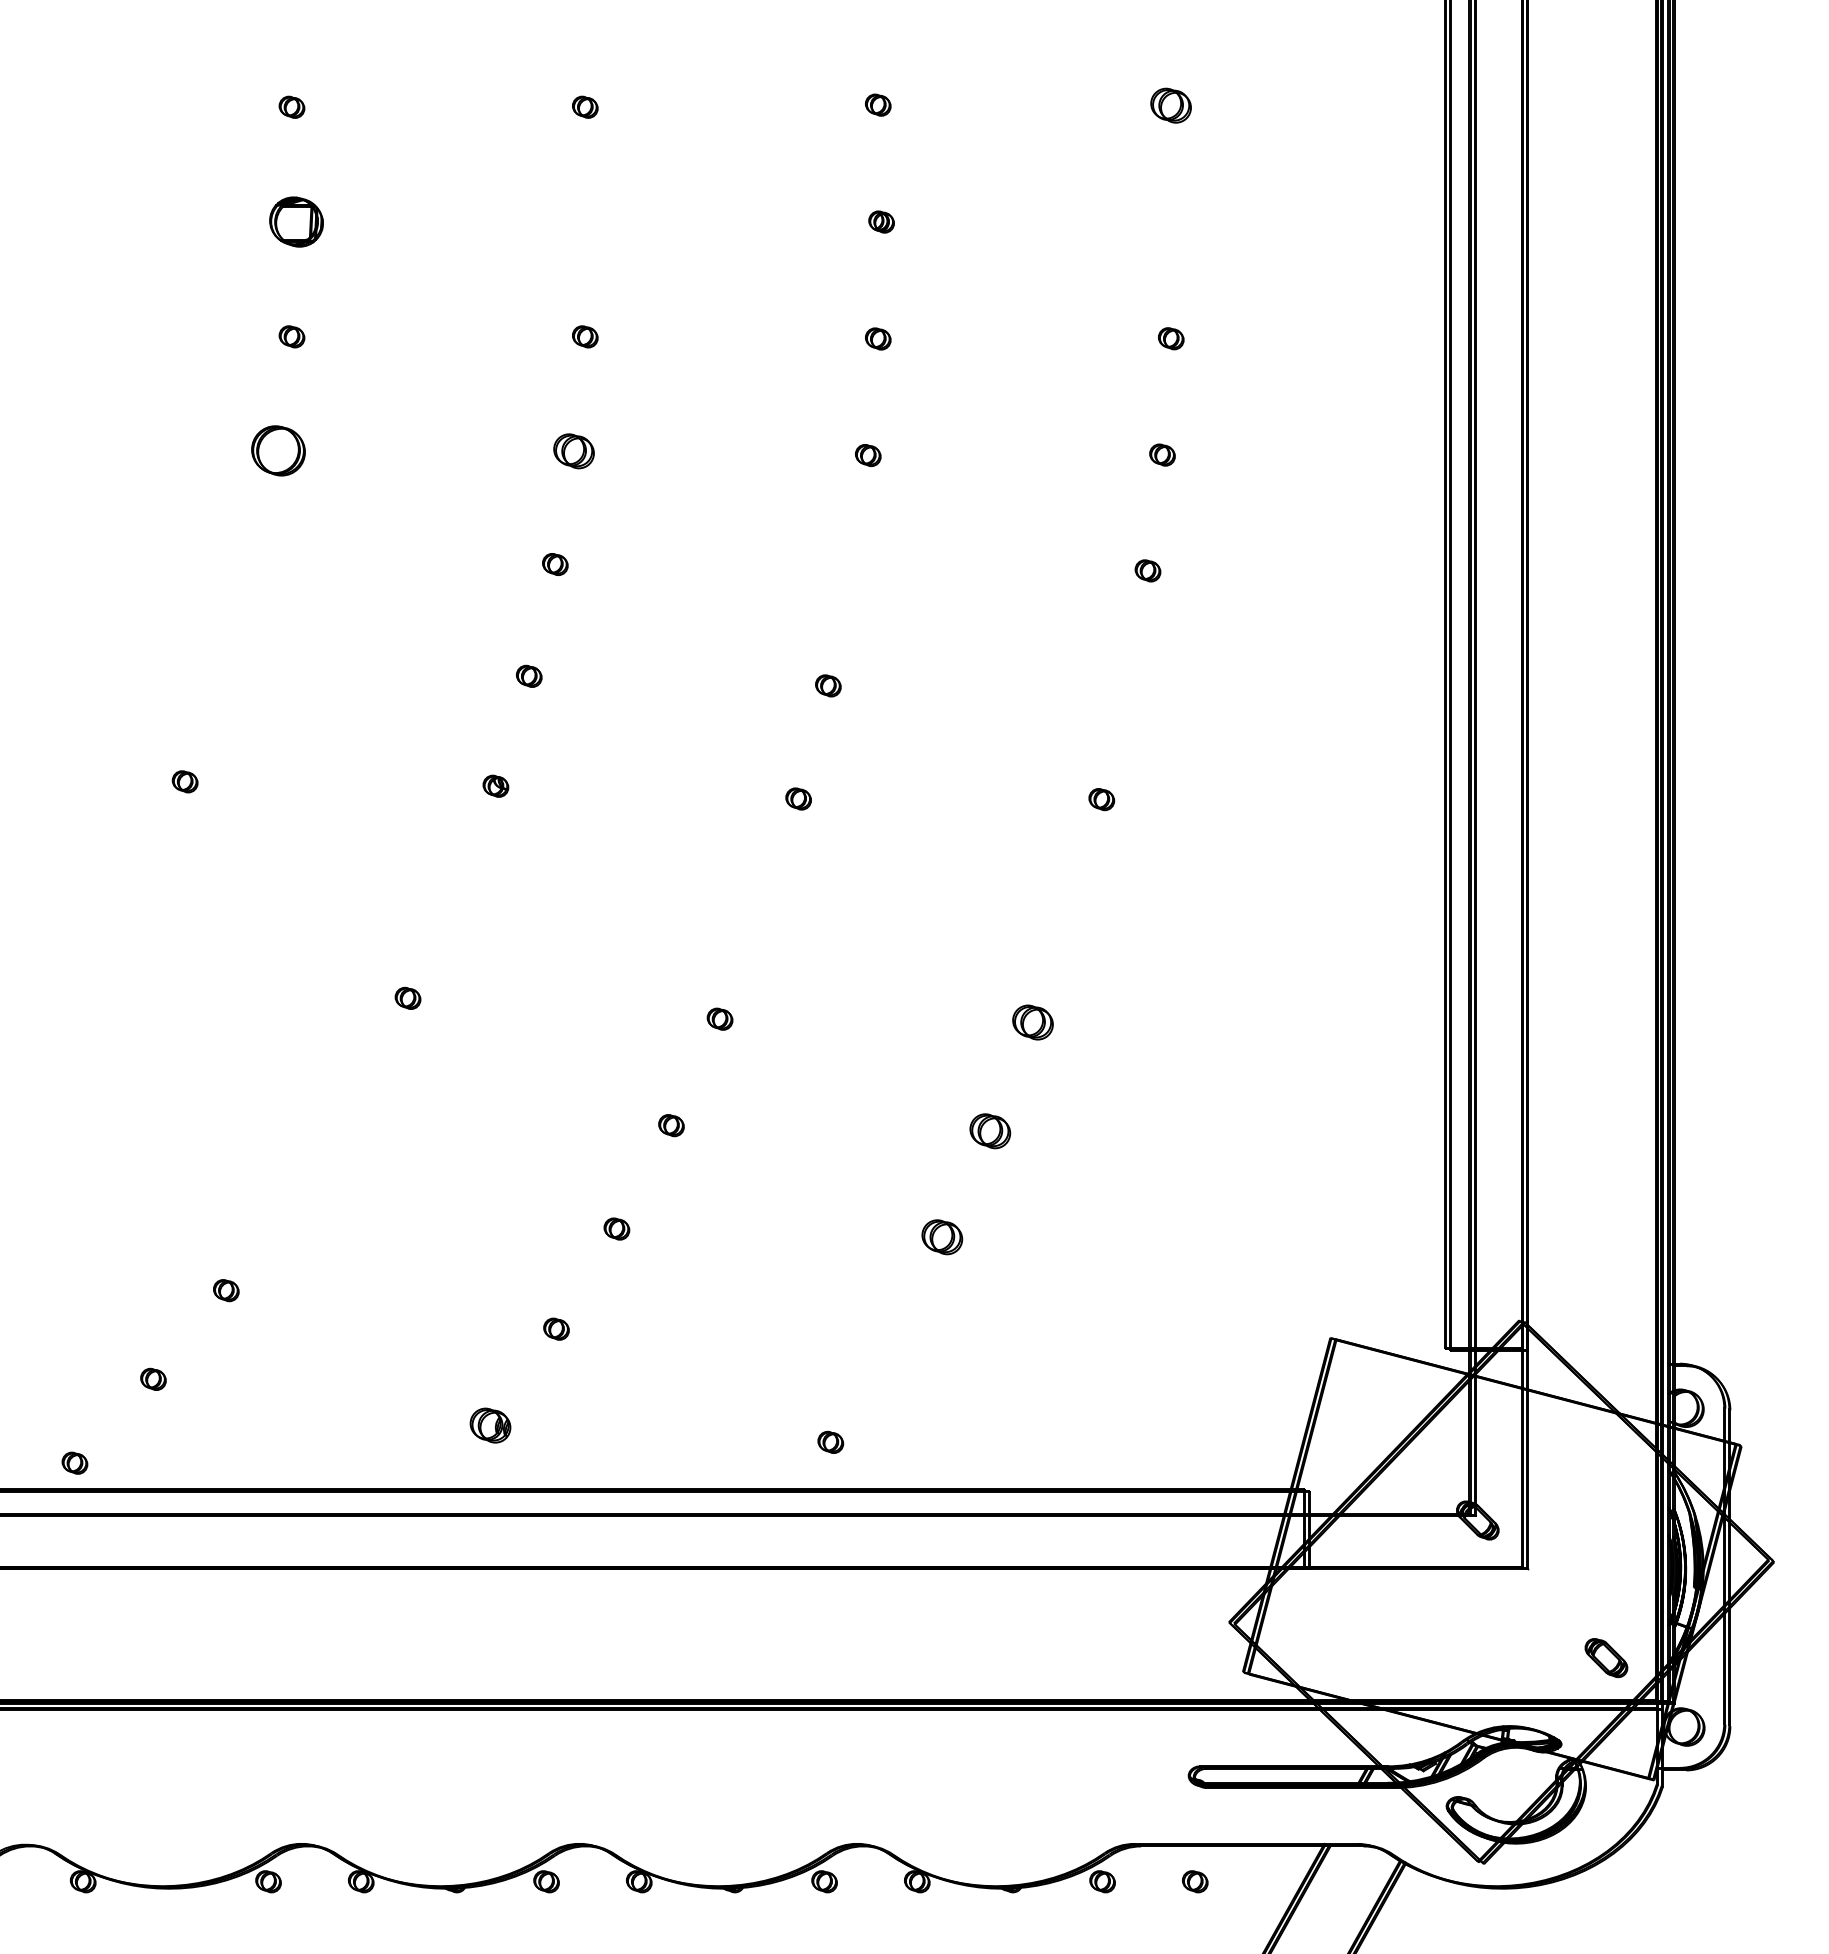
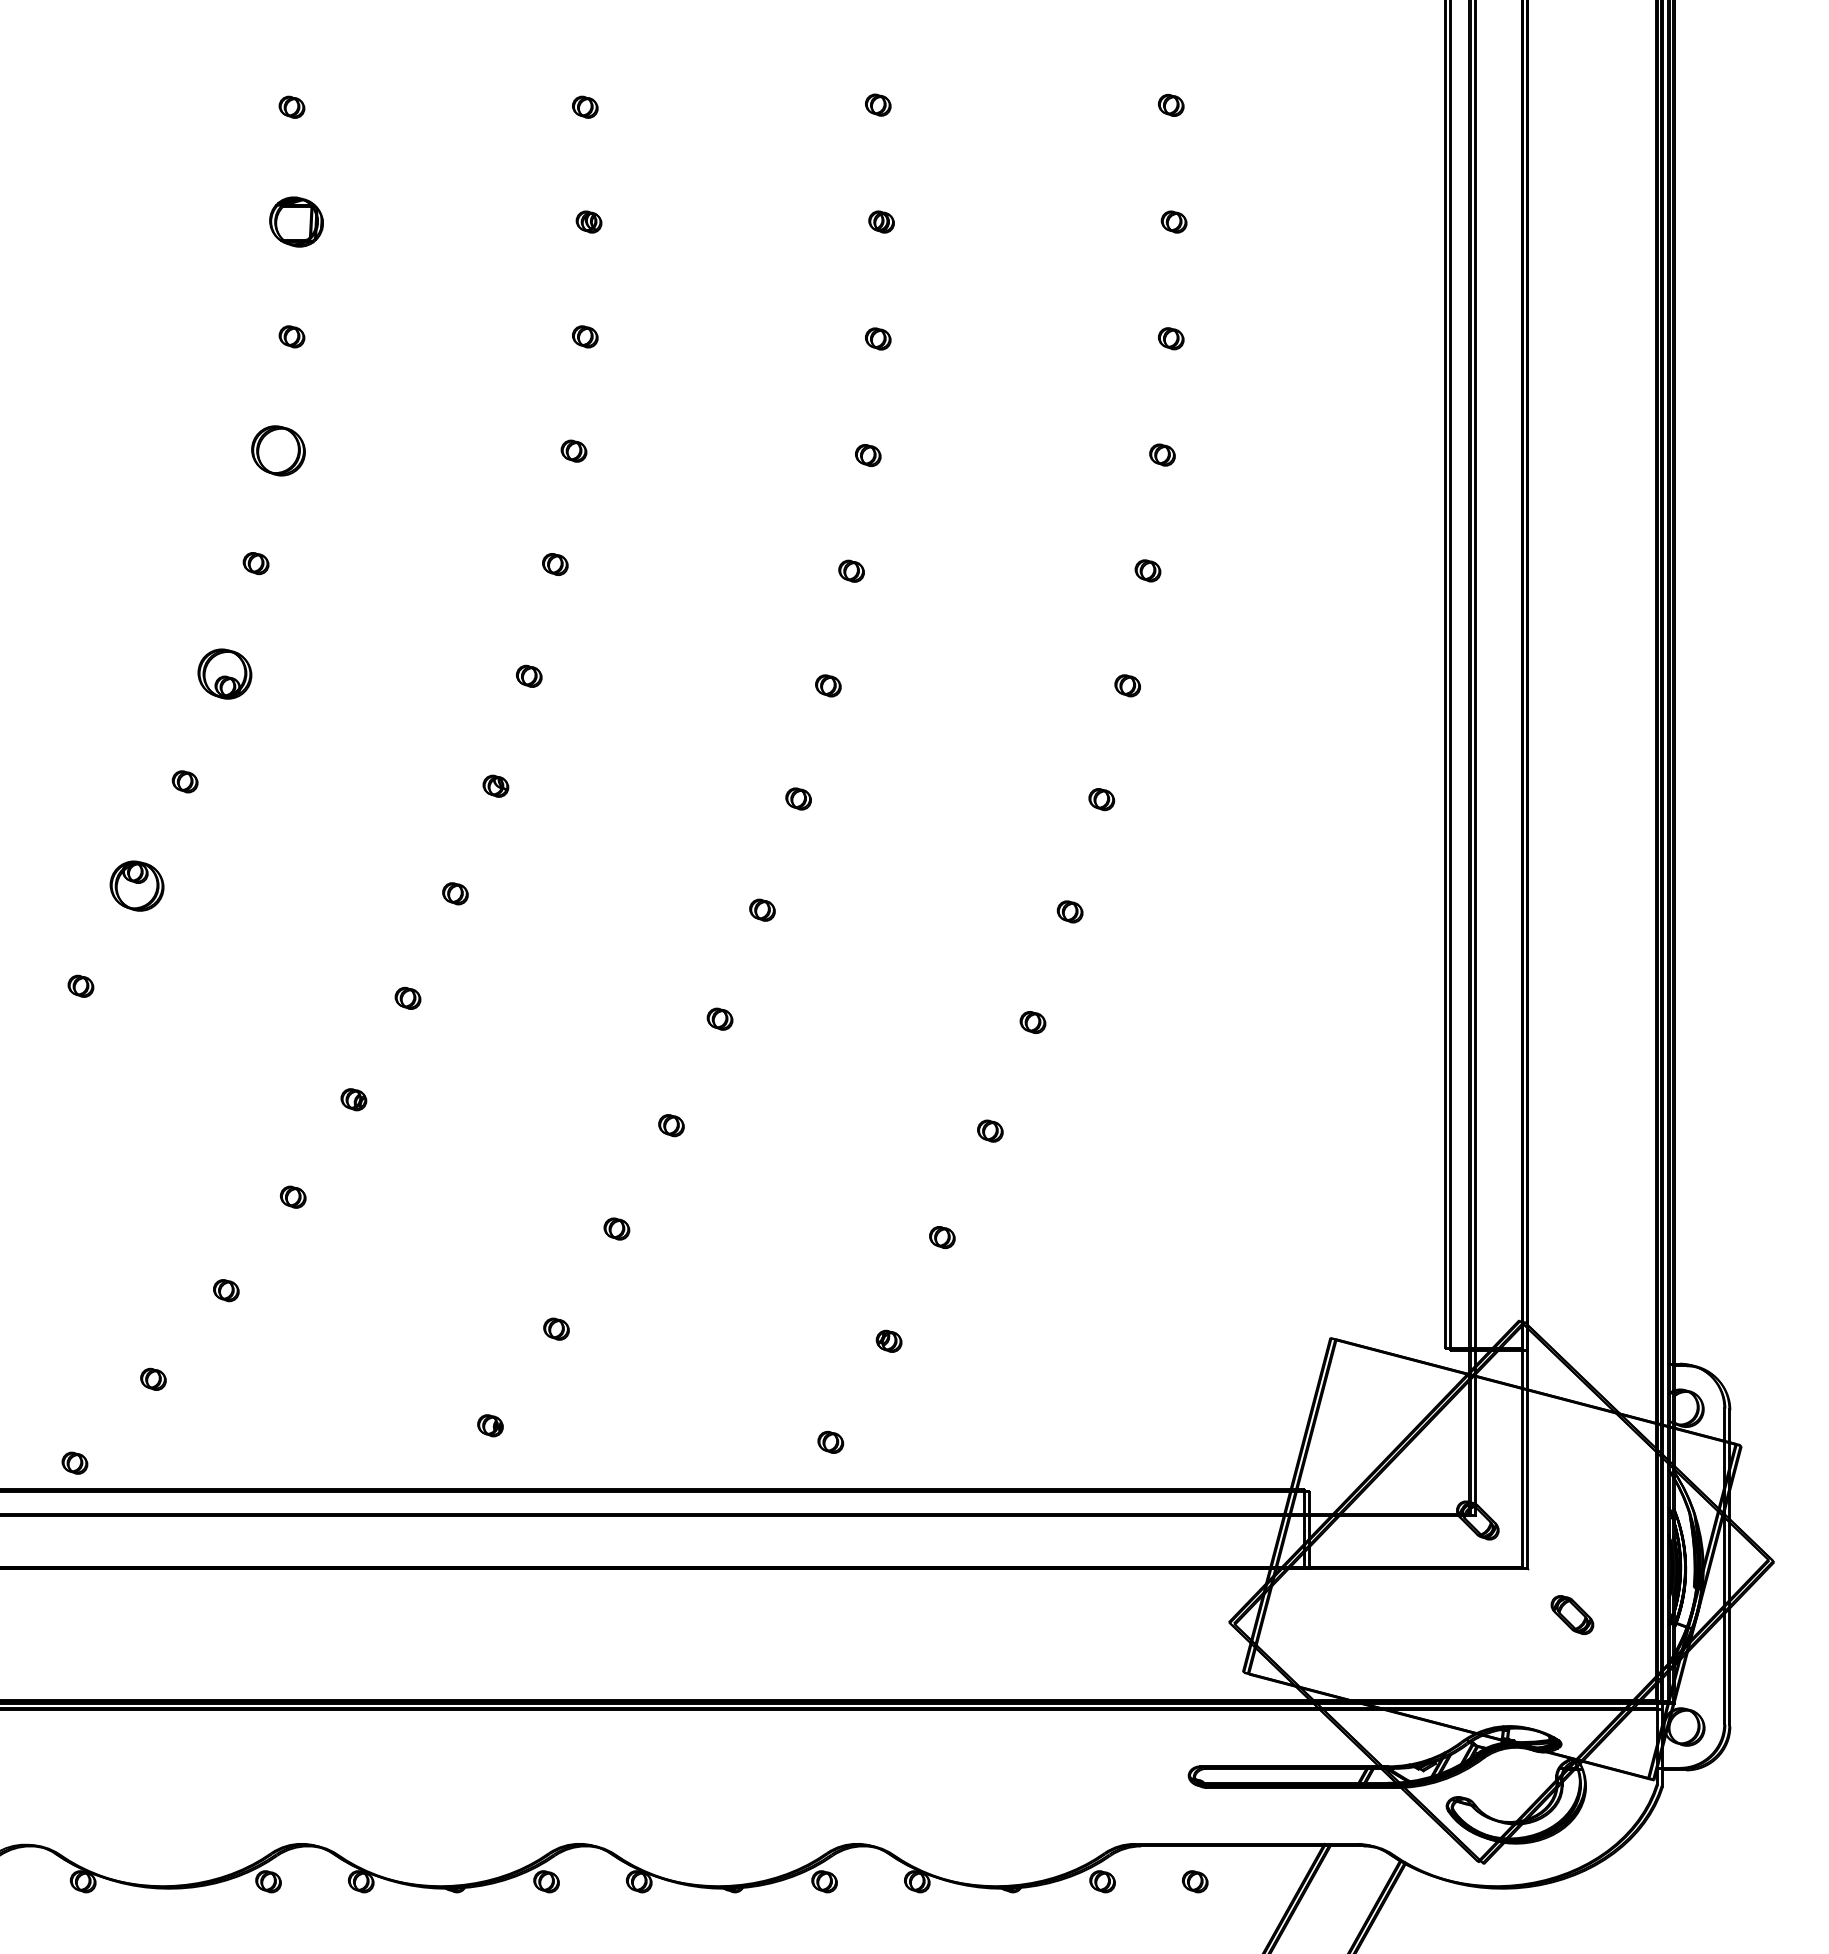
part size: 42x37 px -> 27x24 px (1171, 104)
part: none -> present (588, 221)
part: none -> present (1173, 221)
part size: 42x37 px -> 28x24 px (573, 450)
part: none -> present (255, 563)
part: none -> present (851, 570)
part: none -> present (224, 673)
part: none -> present (1127, 685)
part: none -> present (136, 885)
part: none -> present (455, 893)
part: none -> present (762, 909)
part: none -> present (1069, 911)
part: none -> present (80, 985)
part size: 42x37 px -> 28x23 px (1032, 1022)
part: none -> present (353, 1099)
part size: 43x37 px -> 27x24 px (990, 1130)
part: none -> present (293, 1196)
part size: 43x37 px -> 27x24 px (942, 1237)
part: none -> present (888, 1340)
part size: 43x37 px -> 27x24 px (490, 1425)
part position: (1606, 1657) -> (1572, 1614) (1572, 1614)
